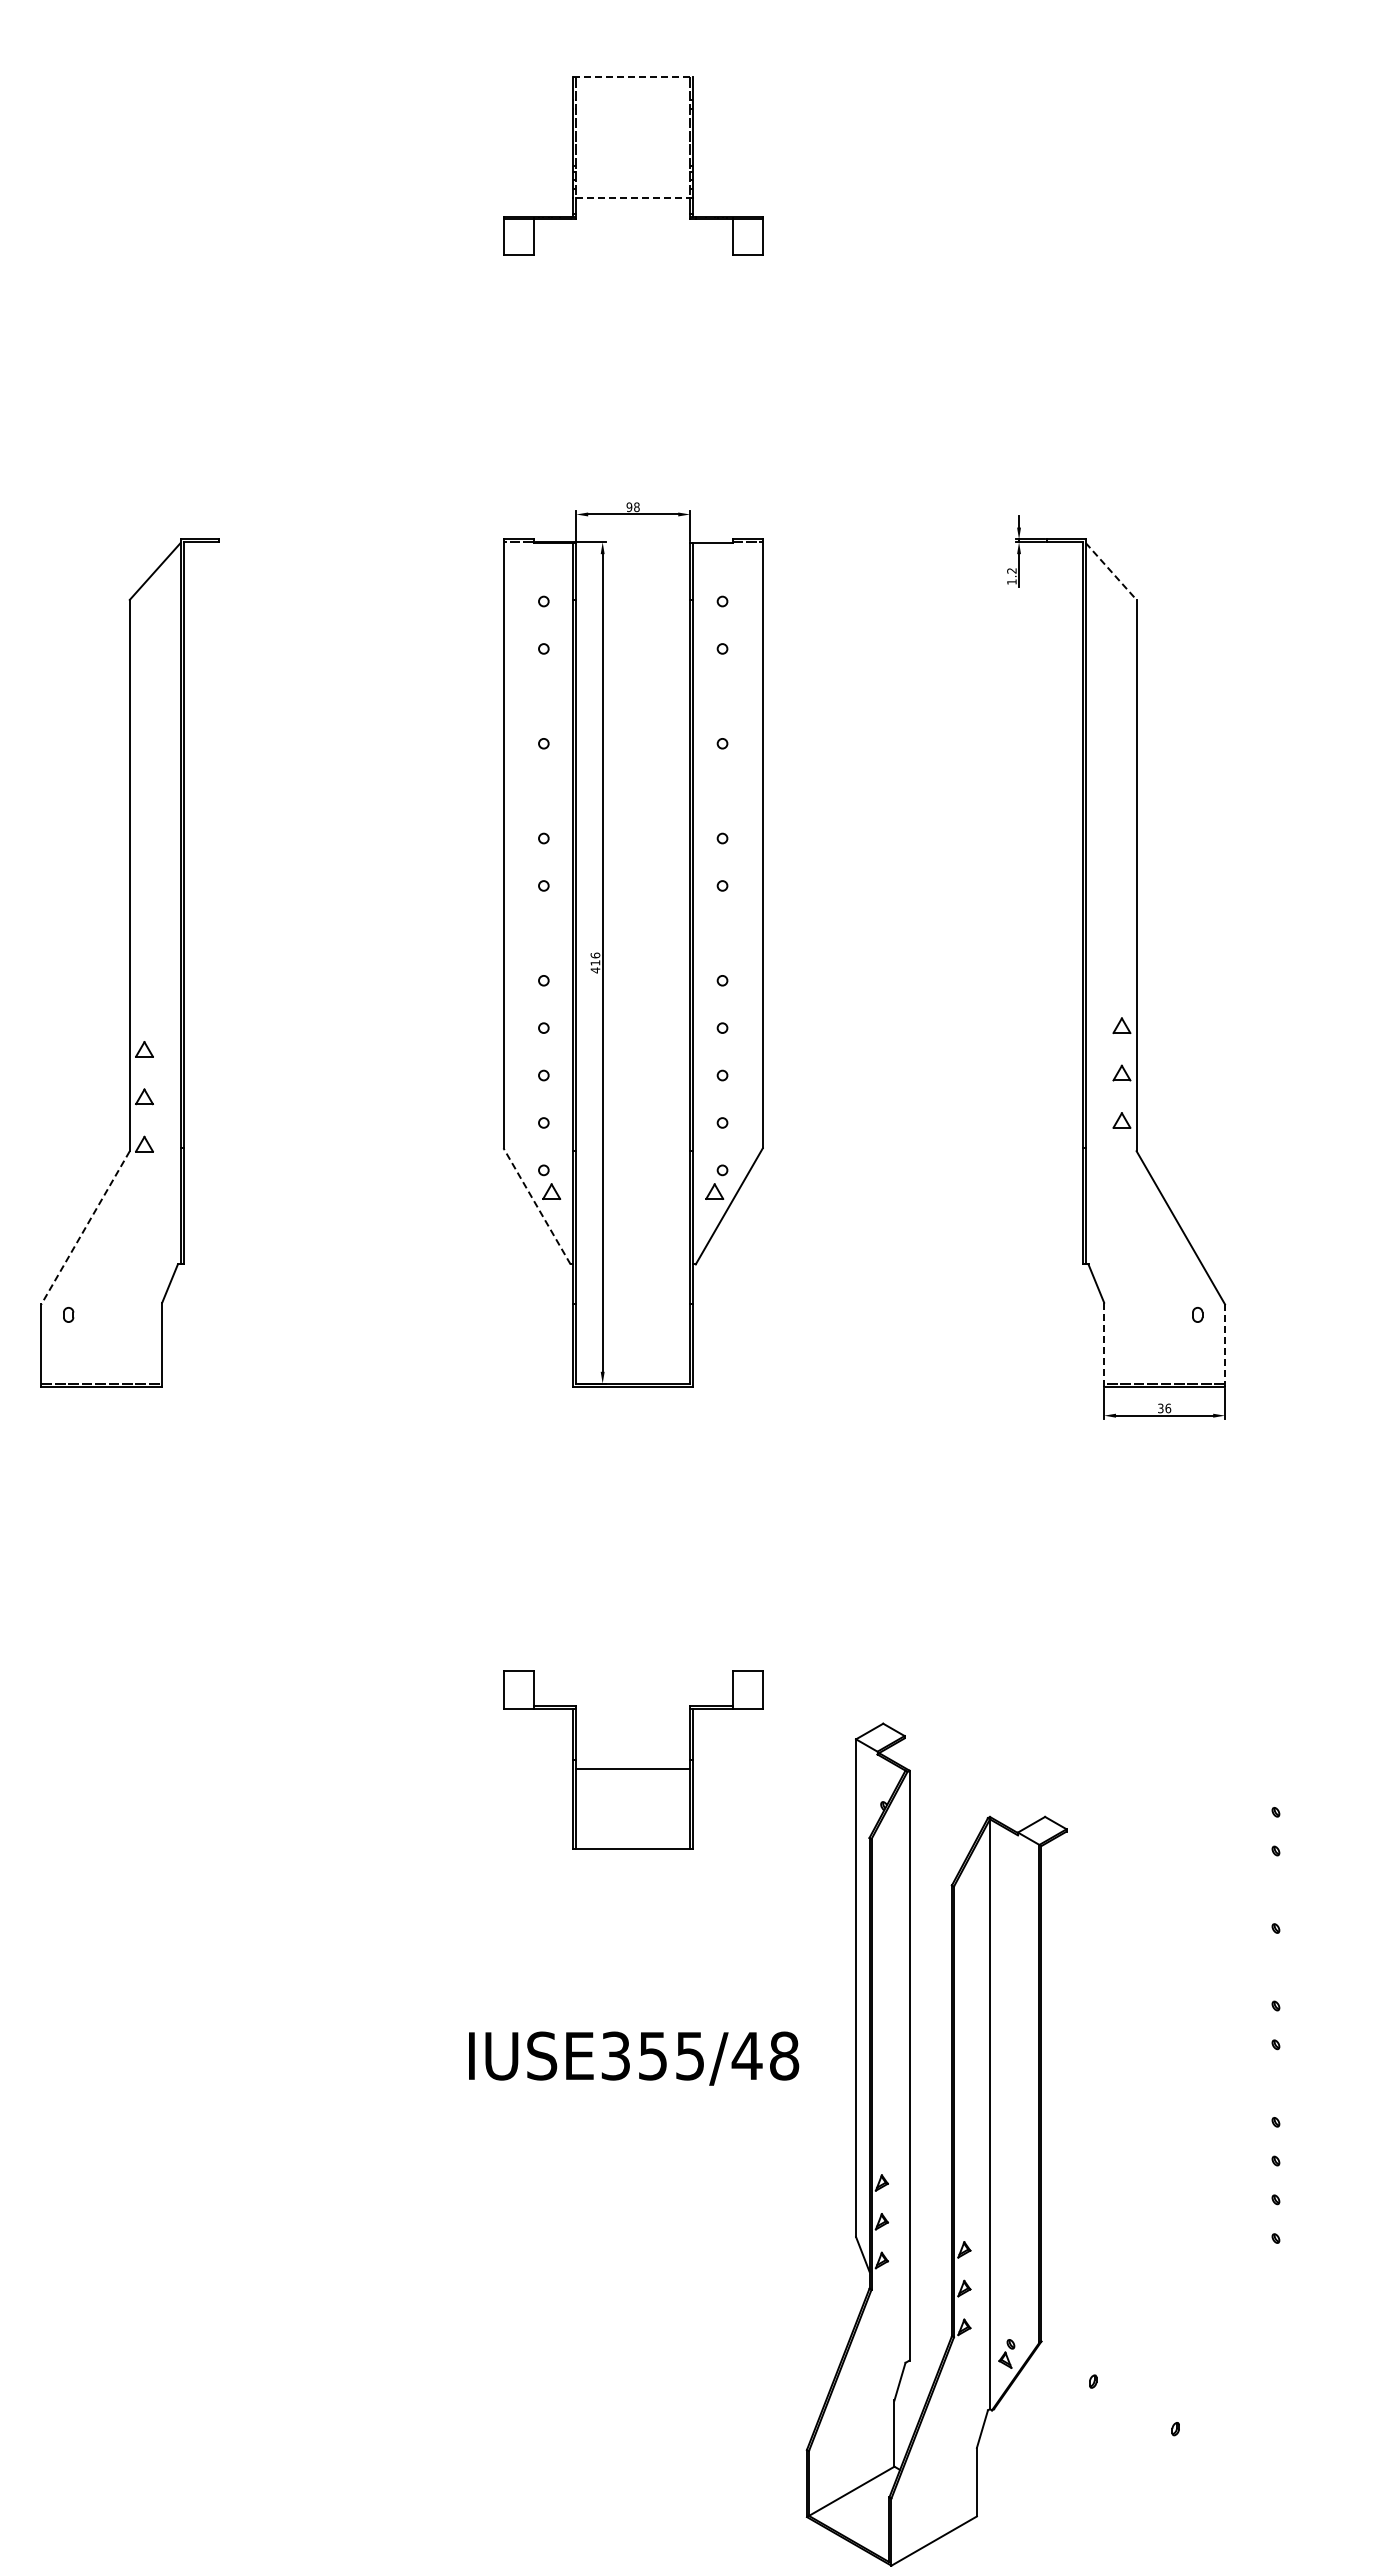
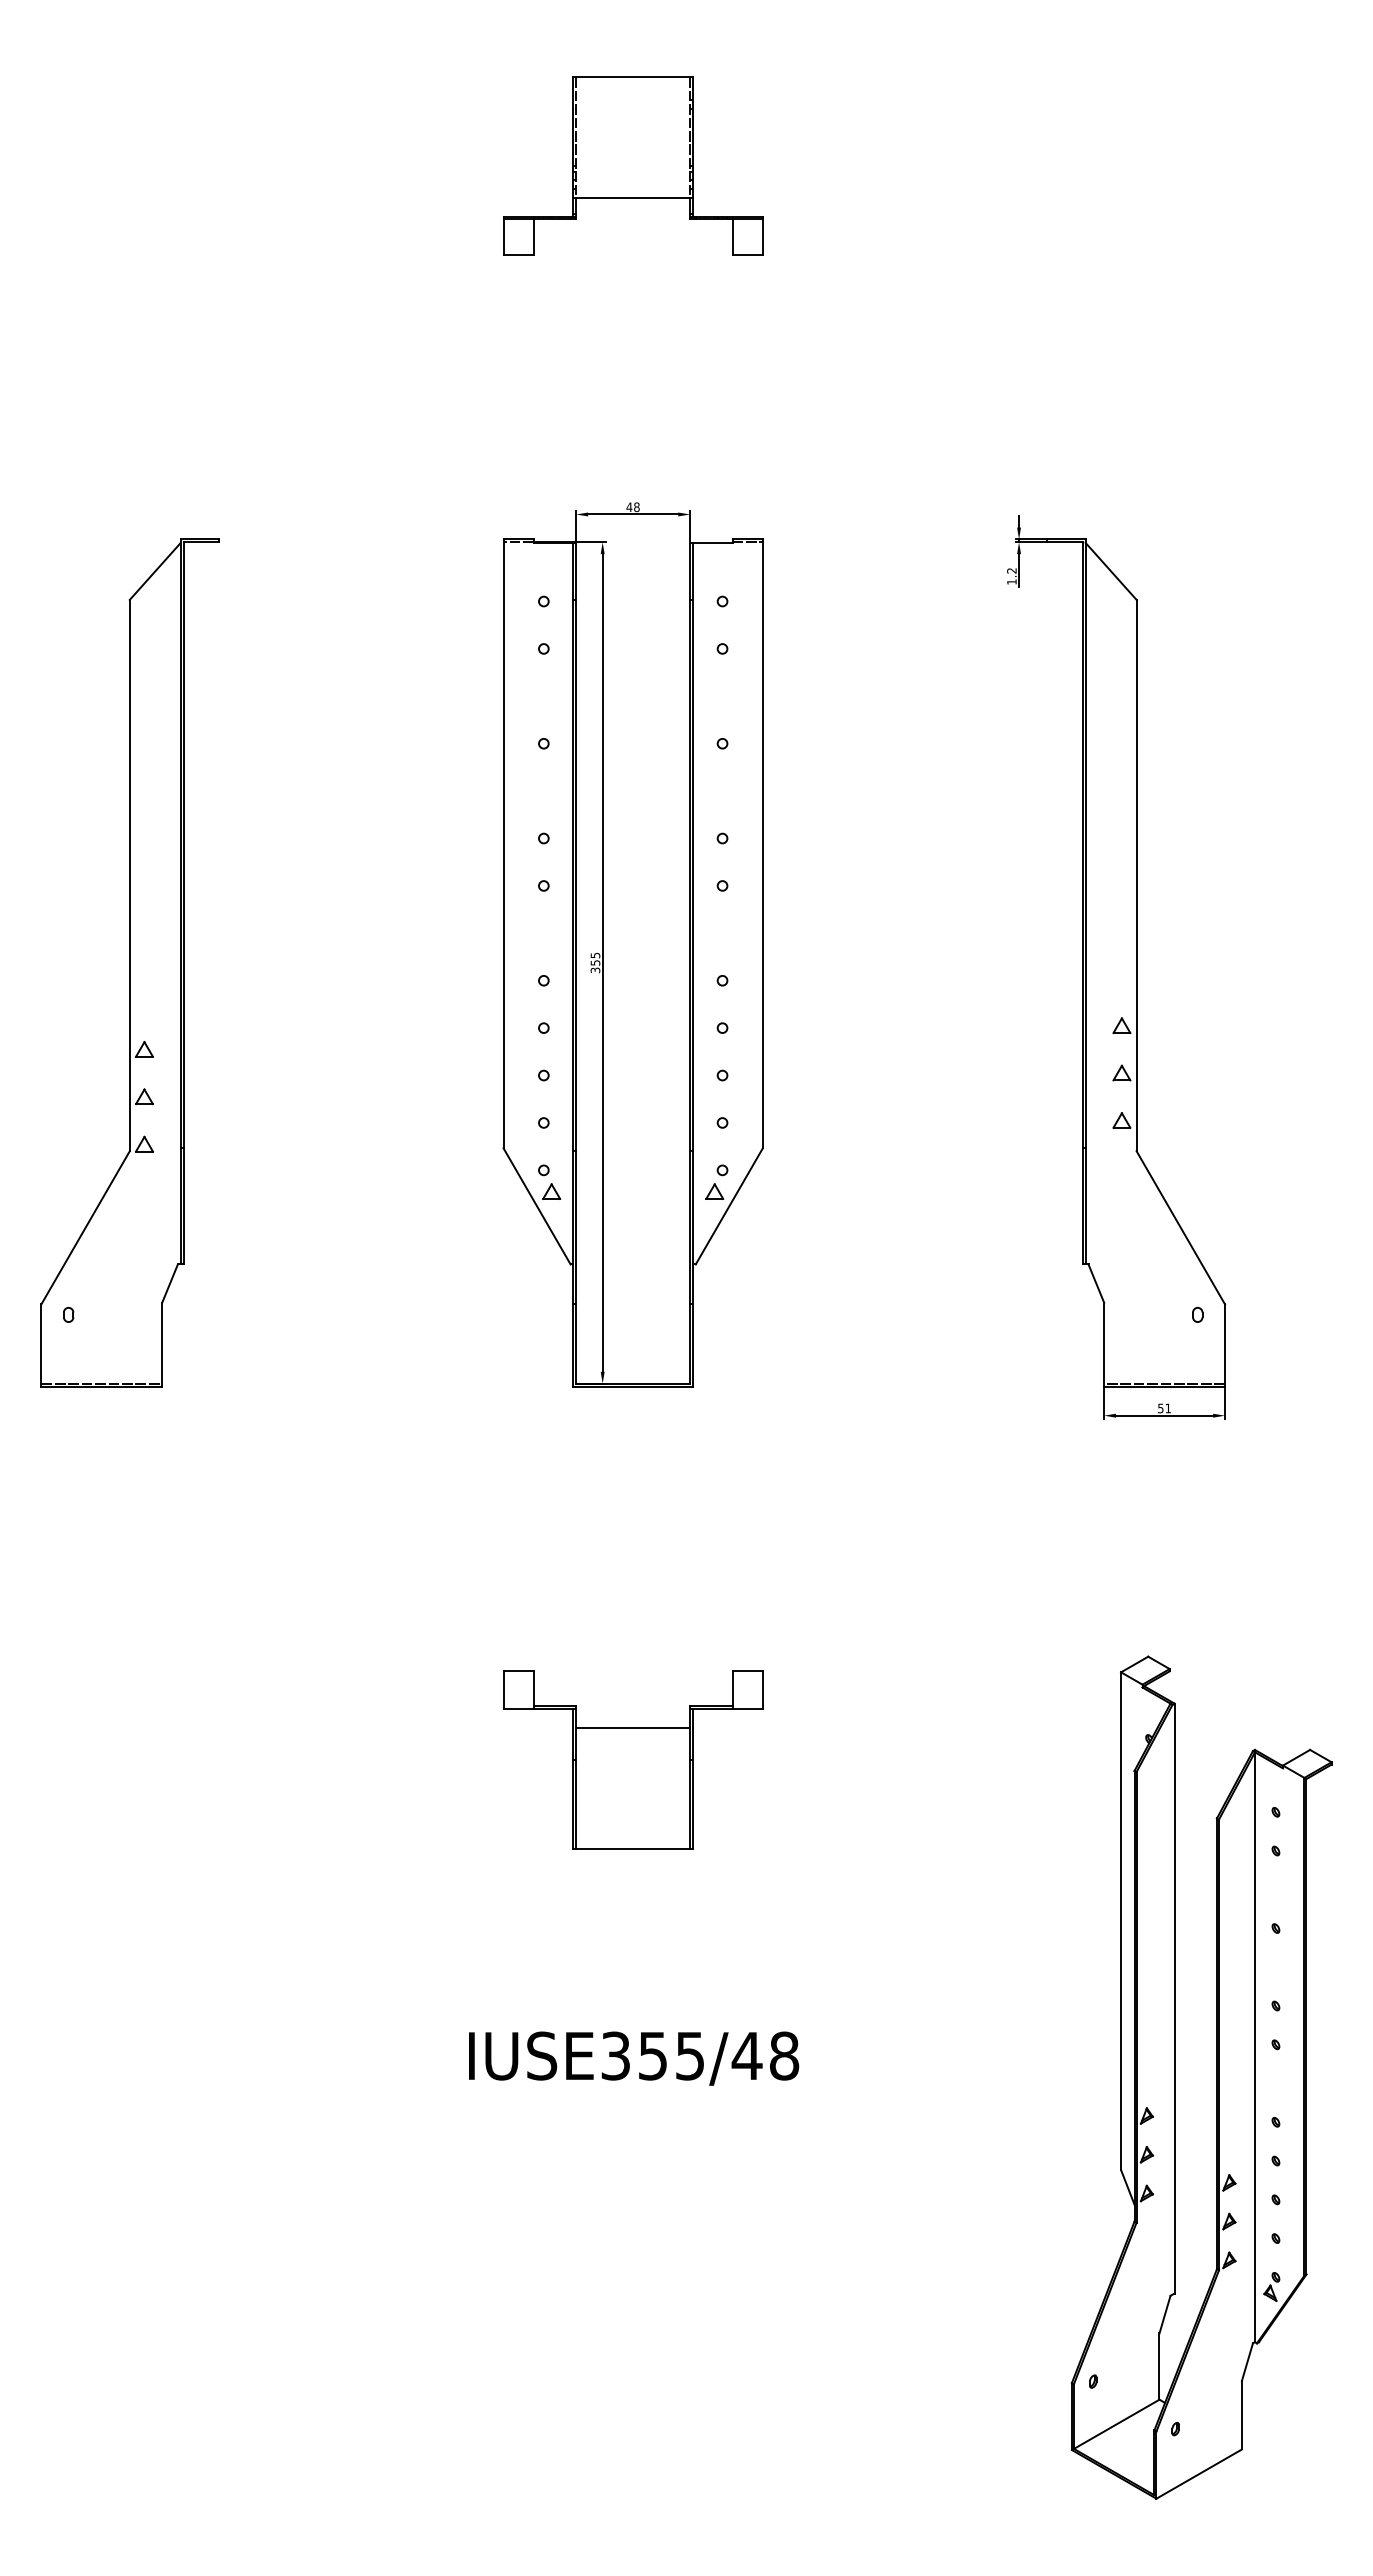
line: dashed -> solid (633, 77)
line: dashed -> solid (633, 198)
text: 98 -> 48 (629, 507)
line: dashed -> solid (1111, 571)
text: 416 -> 355 (595, 962)
line: dashed -> solid (536, 1205)
line: dashed -> solid (85, 1228)
line: dashed -> solid (1104, 1344)
line: dashed -> solid (1225, 1345)
text: 36 -> 51 (1164, 1408)
line position: (633, 1768) -> (633, 1727) (633, 1727)
part position: (951, 2144) -> (1216, 2077) (1216, 2077)
